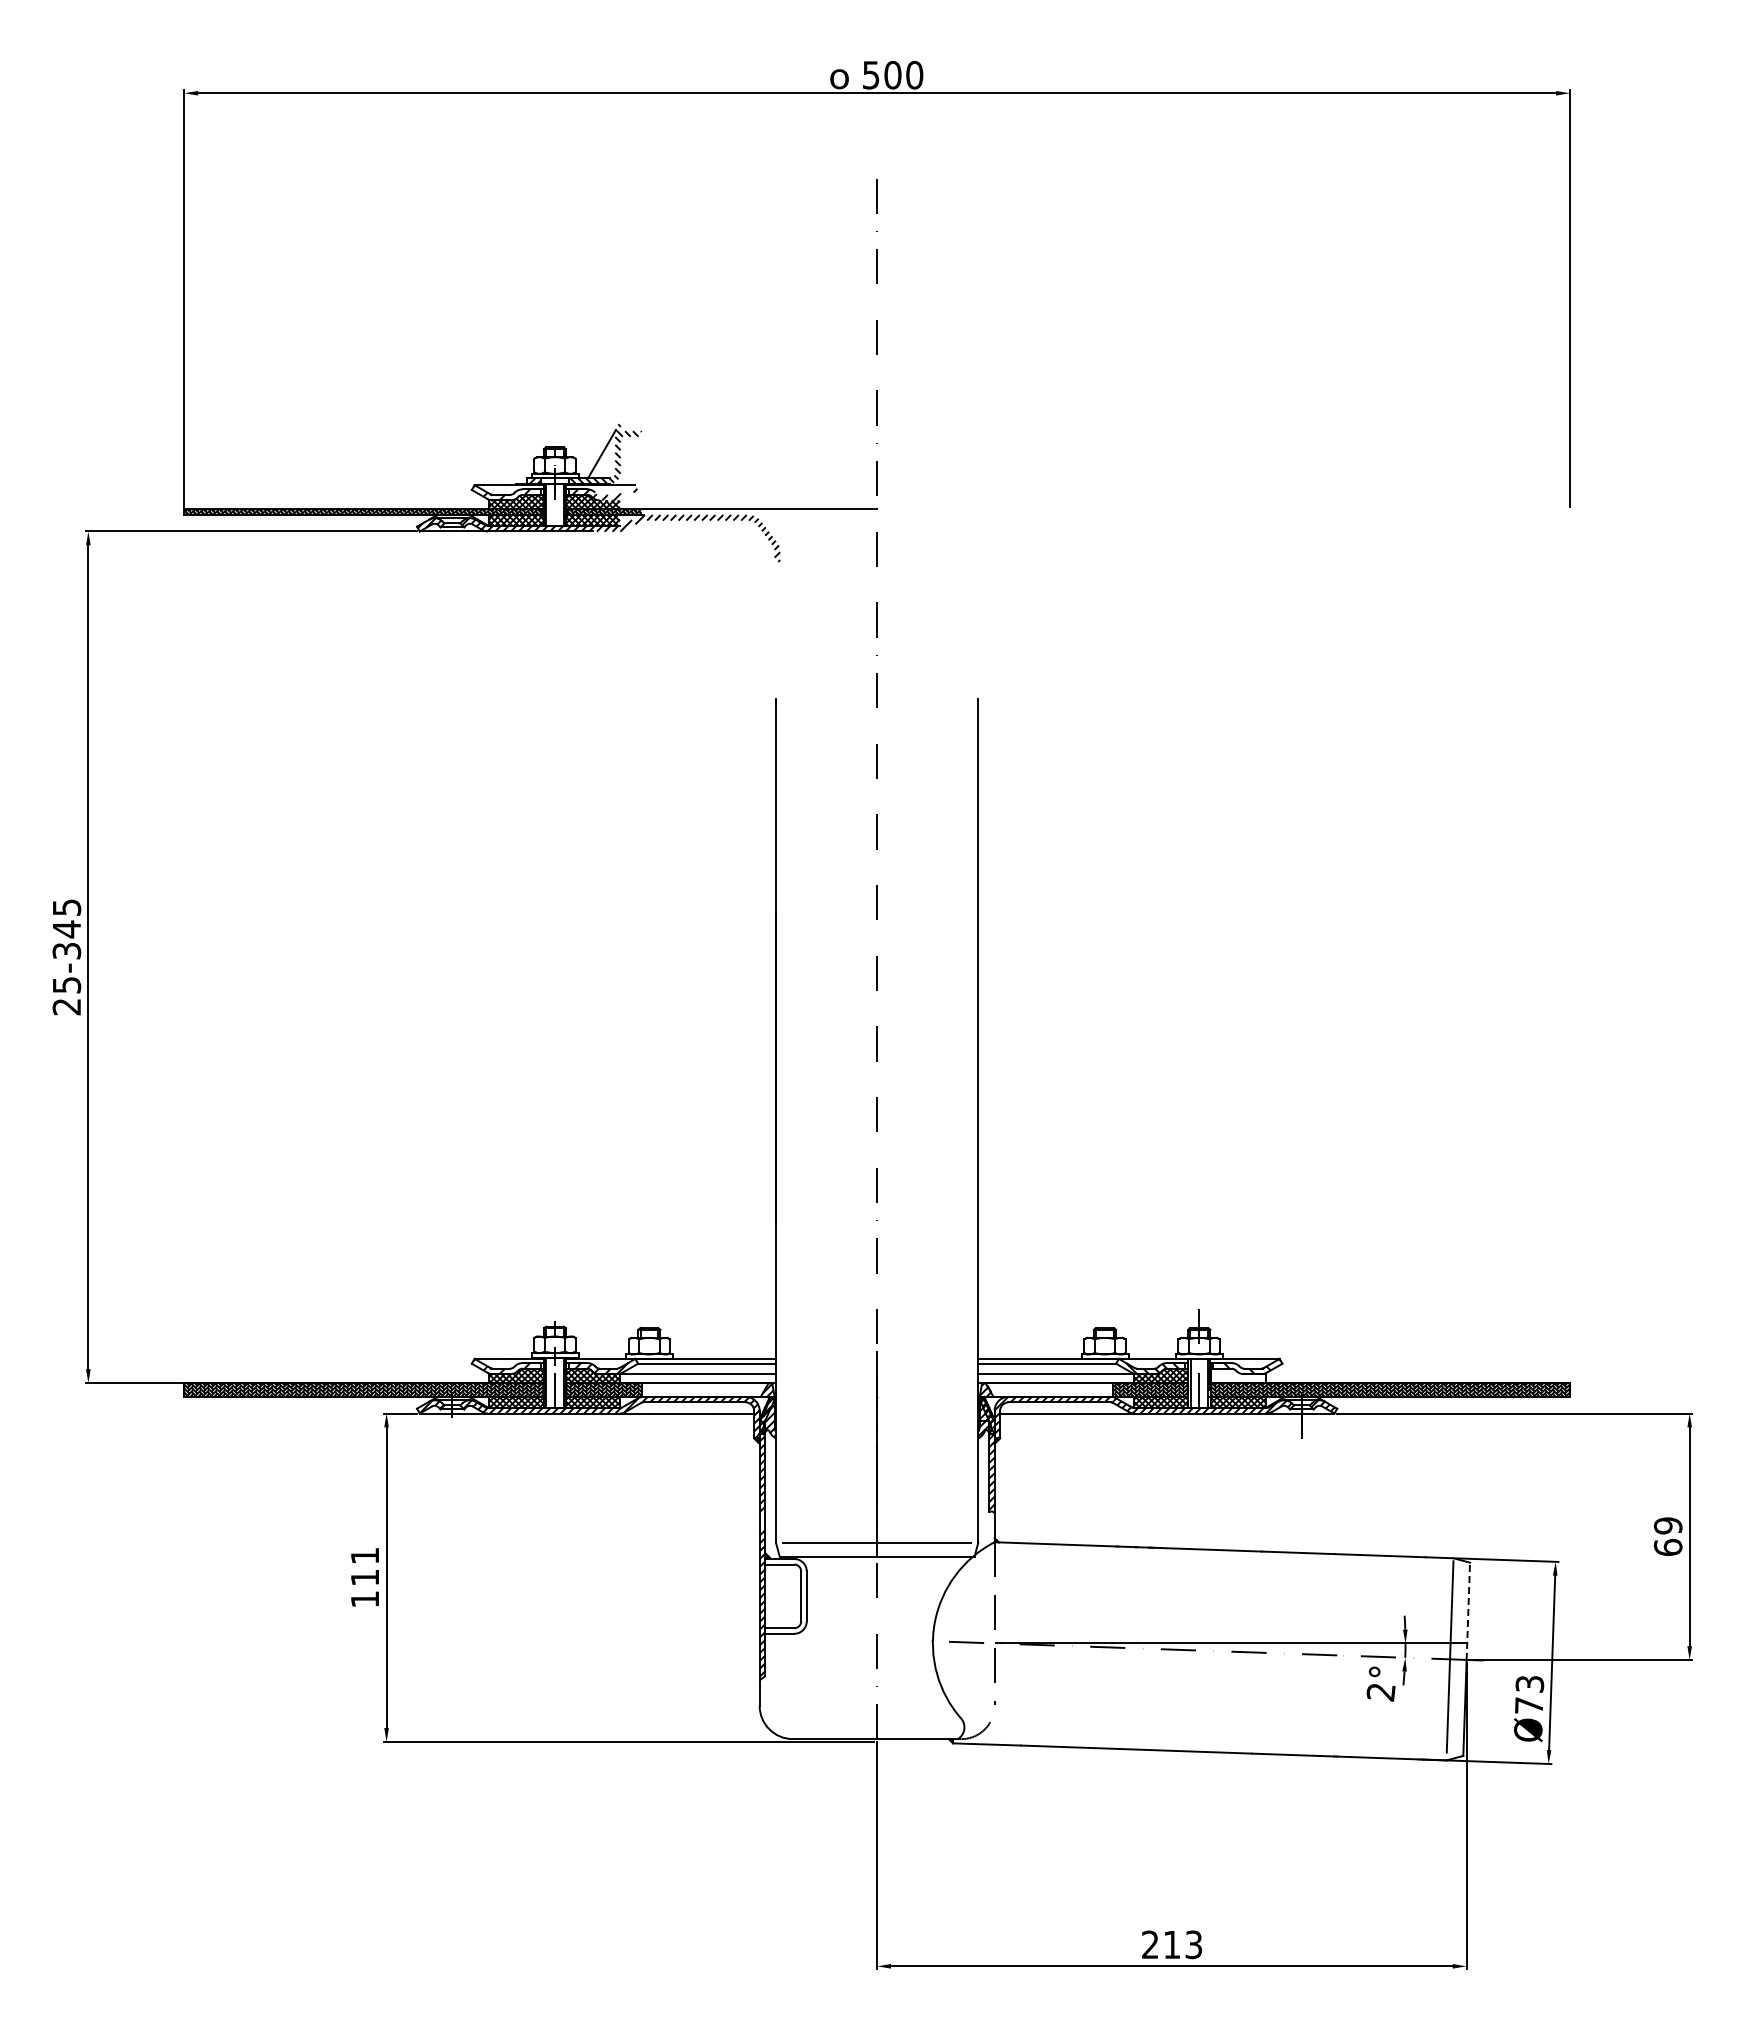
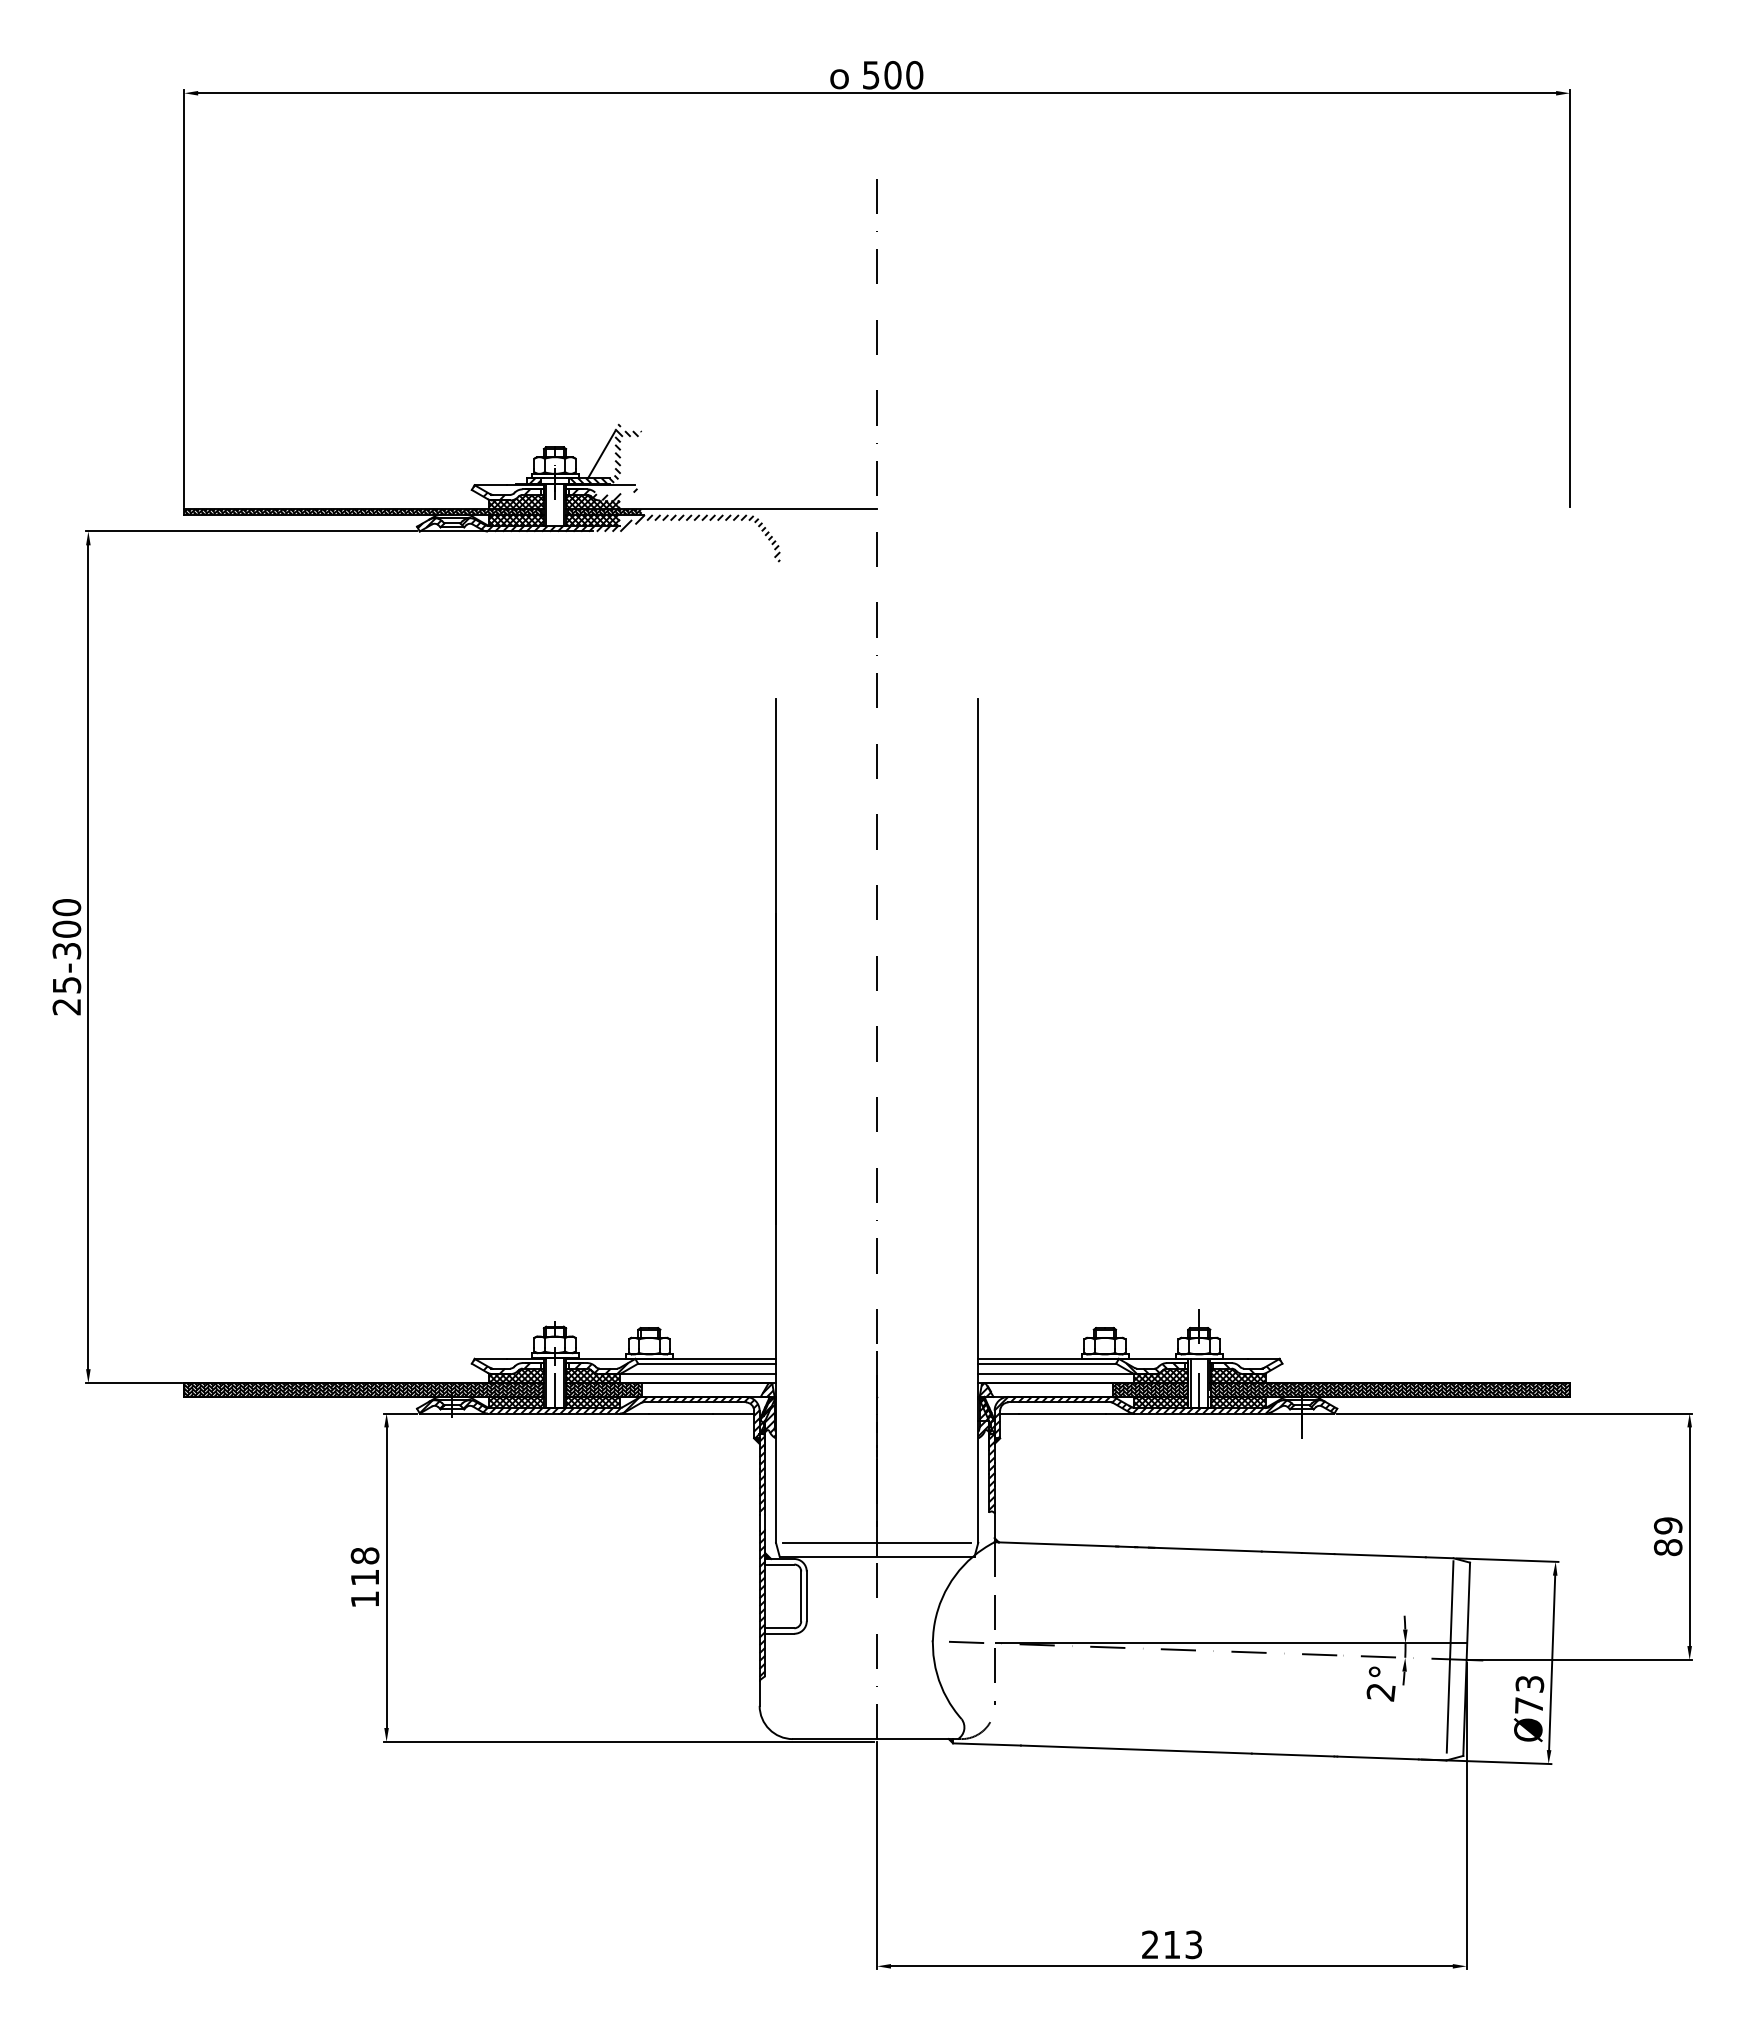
text: 25-345 -> 25-300 (66, 918)
hatch: none -> present (1237, 1375)
text: 69 -> 89 (1667, 1547)
text: 111 -> 118 (364, 1555)
line: dashed -> solid (1468, 1611)
